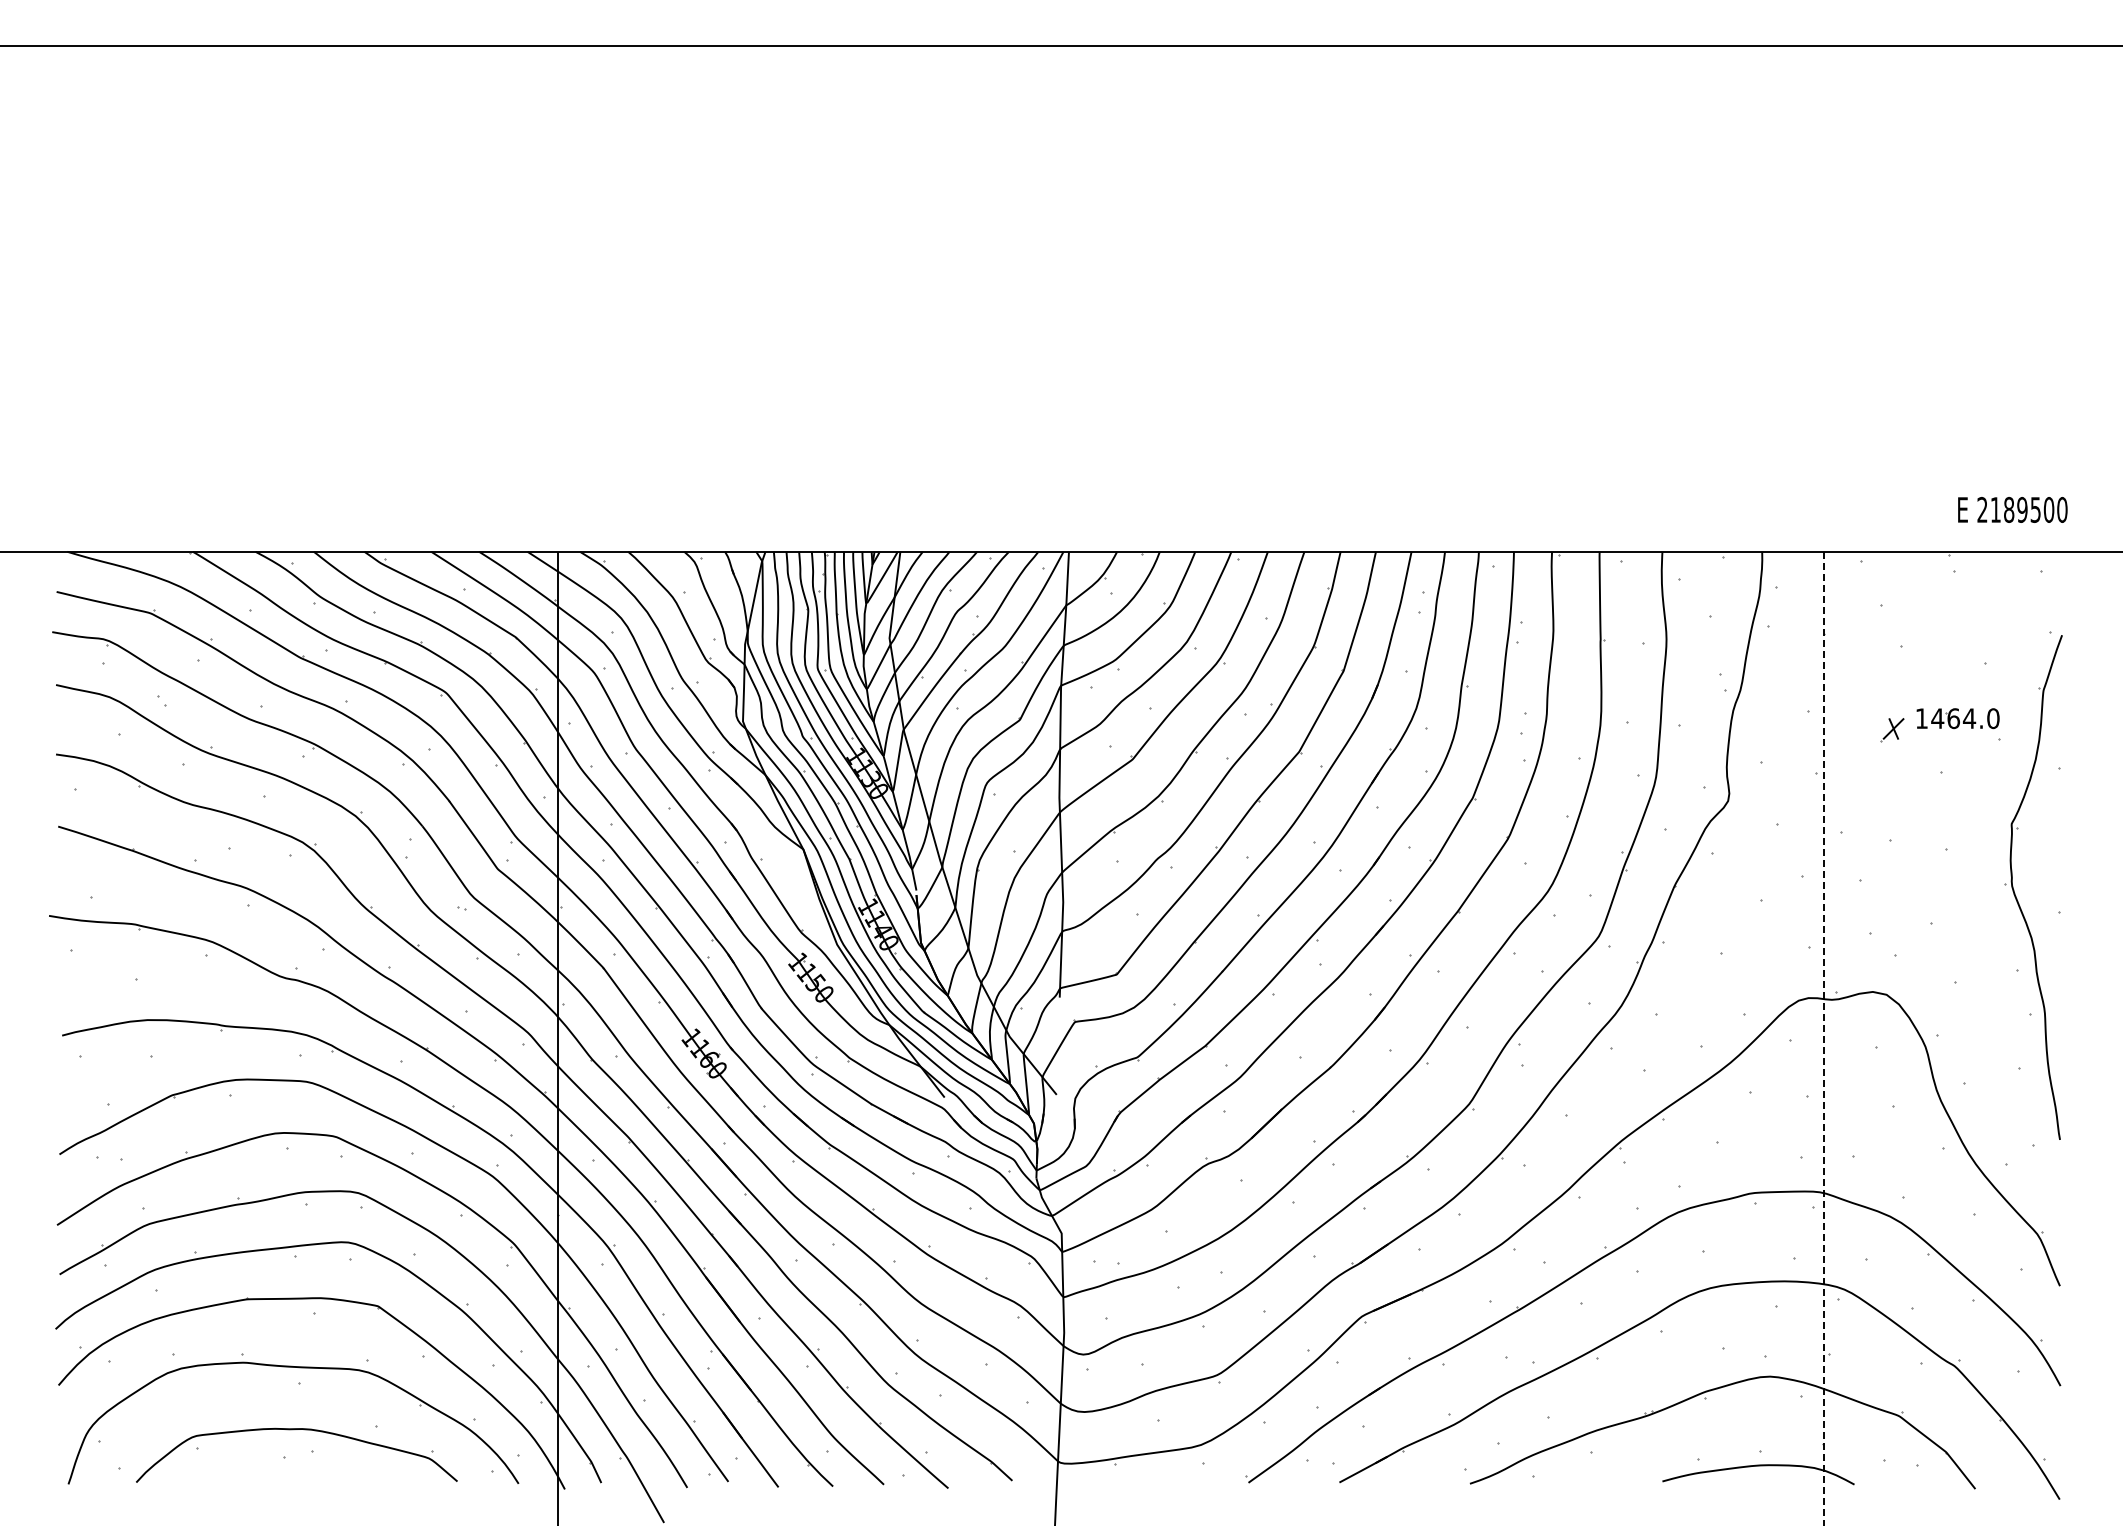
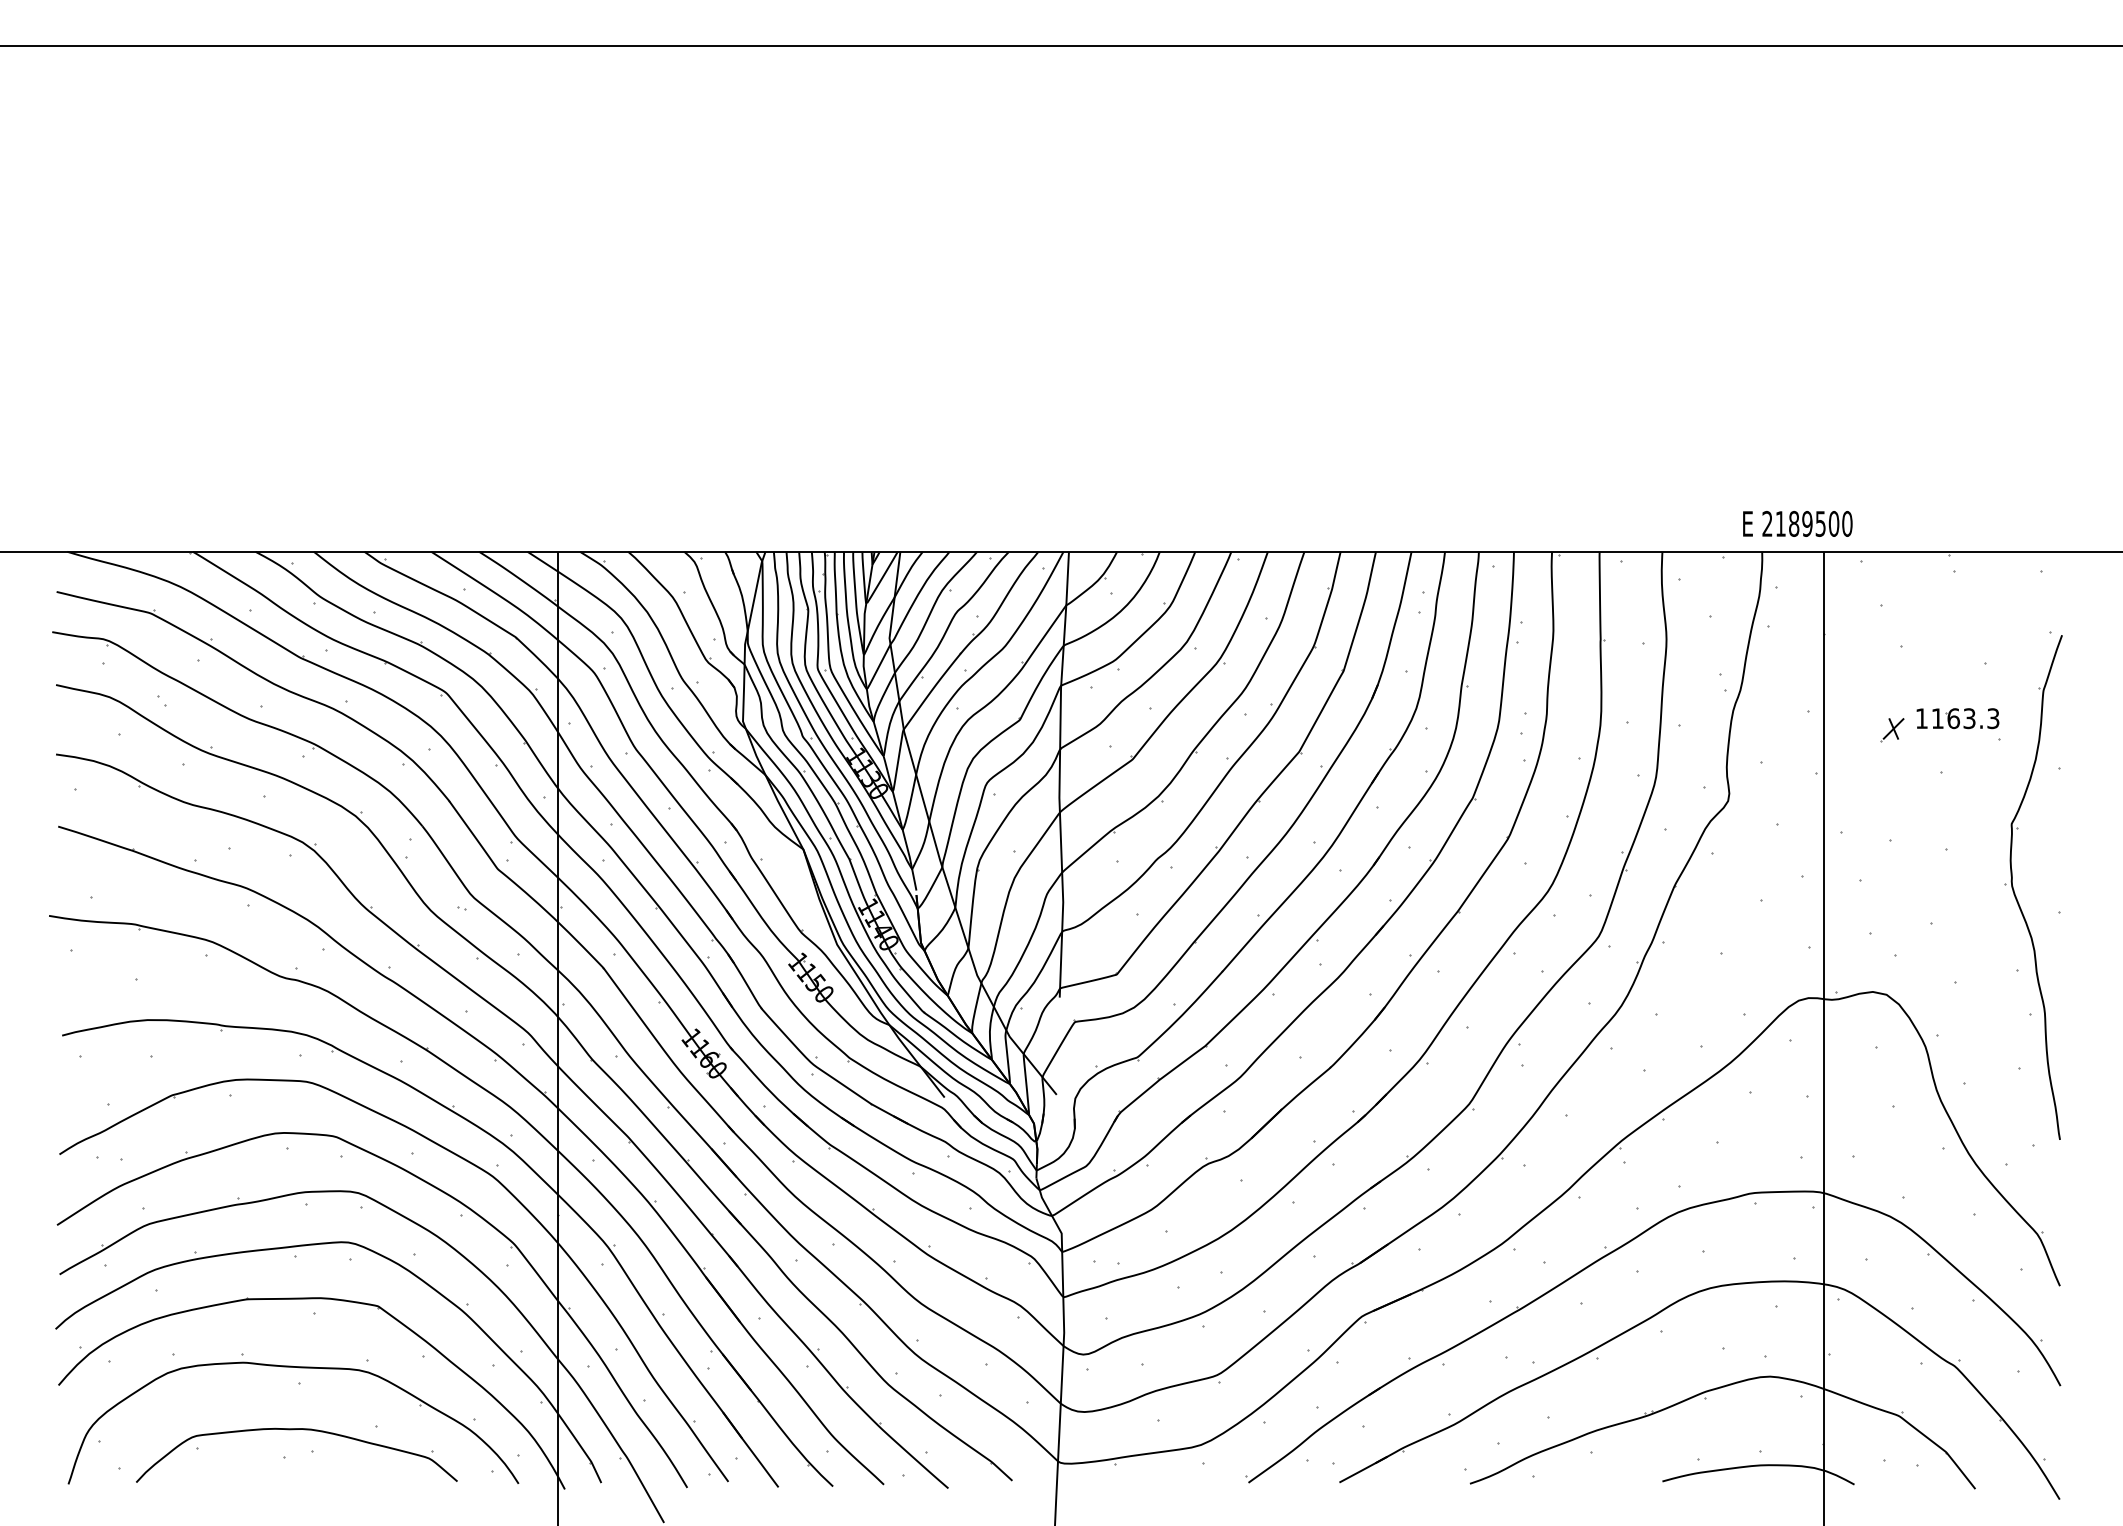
text position: (2012, 509) -> (1797, 523) (1797, 523)
text: 1464.0 -> 1163.3 (1965, 718)
line: dashed -> solid (1823, 1039)
